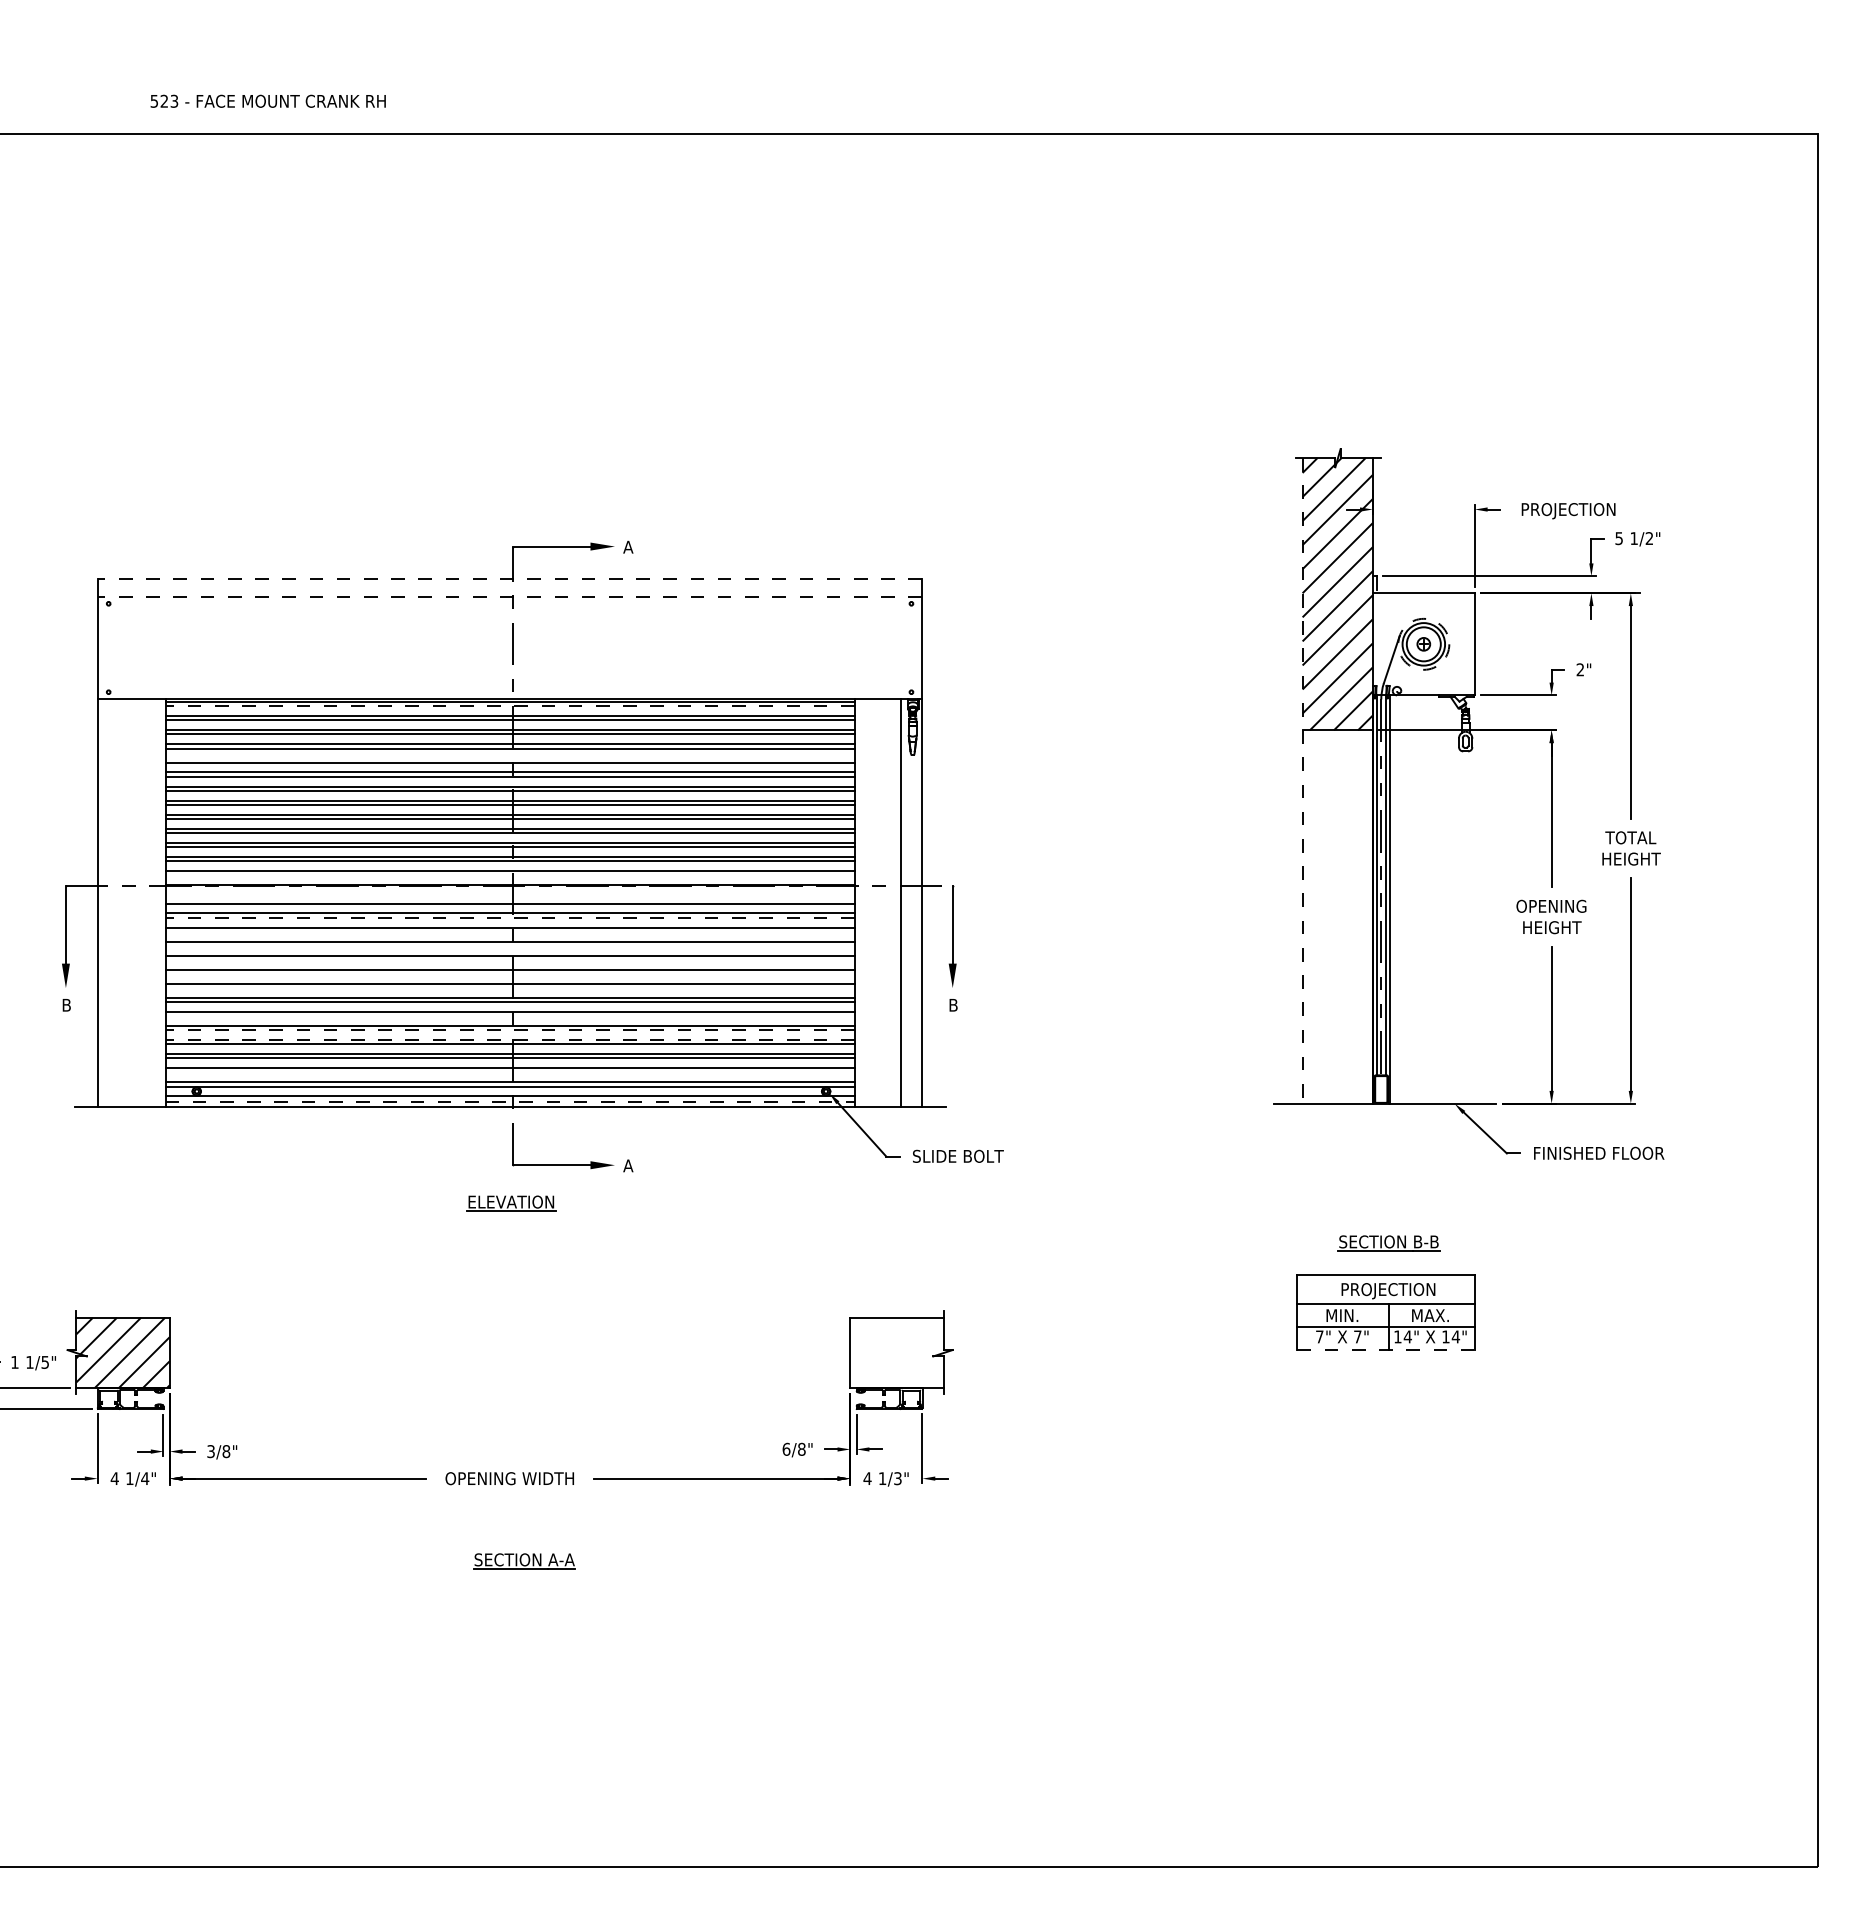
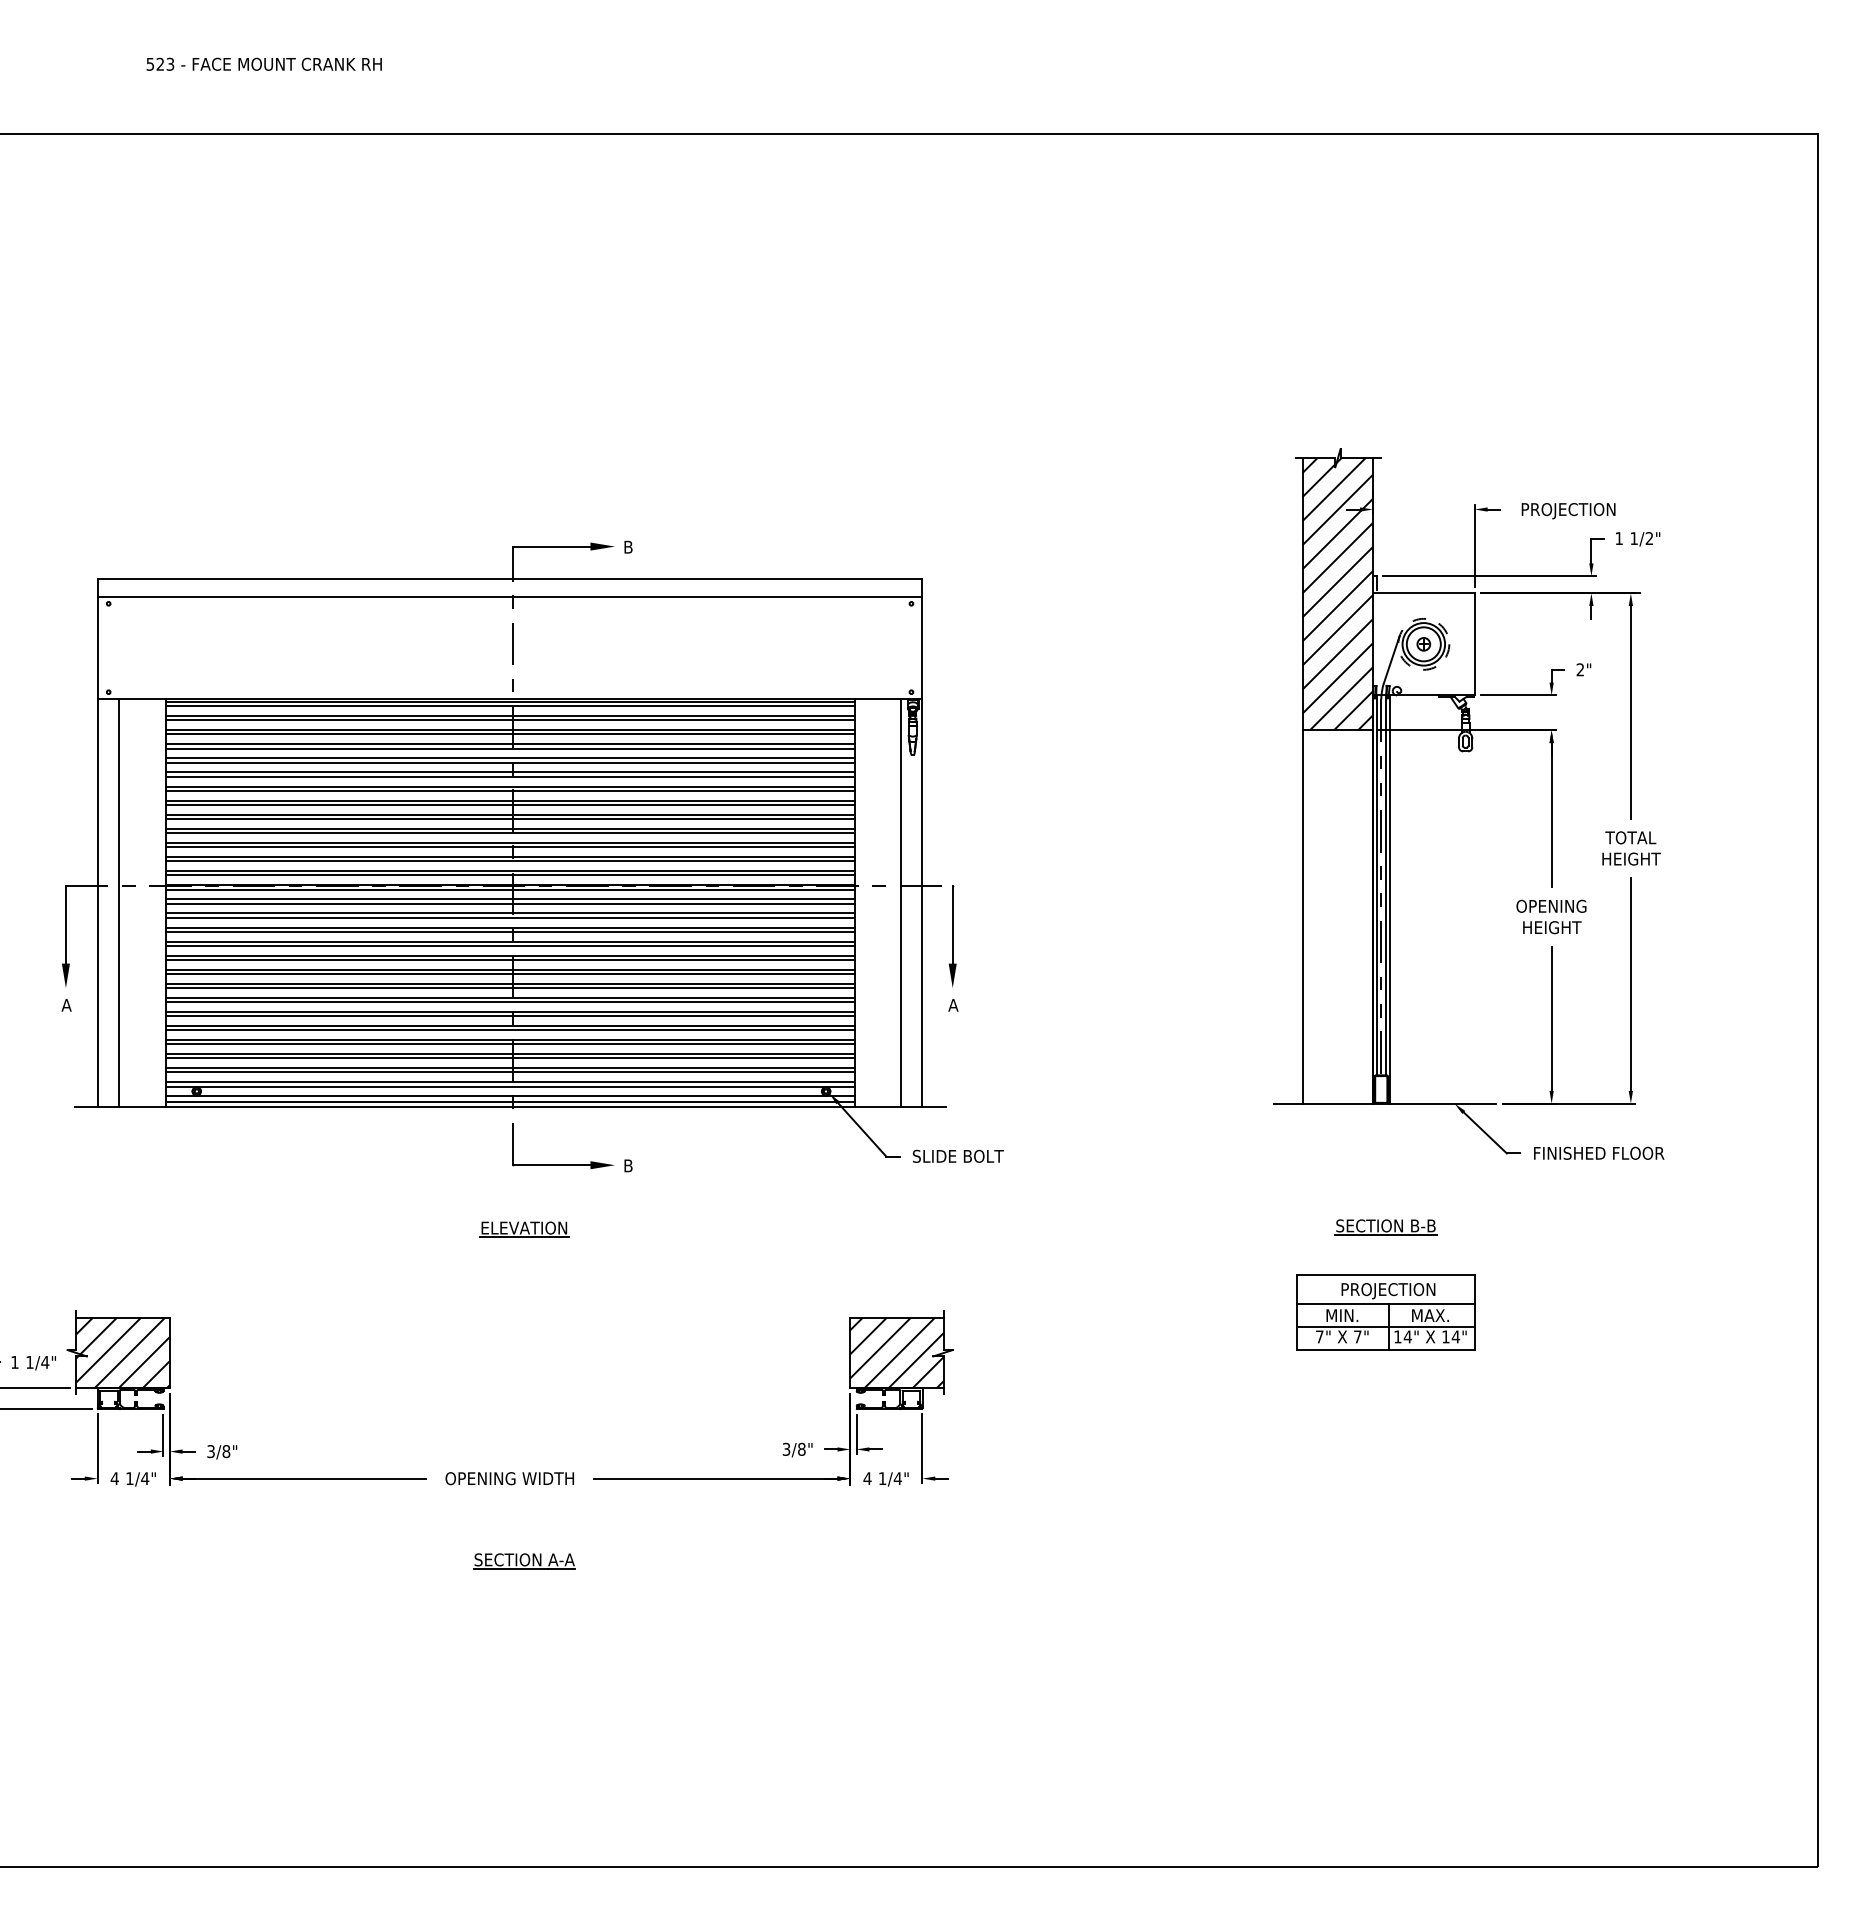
text position: (267, 100) -> (263, 63) (263, 63)
text: 5 -> 1 (1618, 538)
text: A -> B (628, 546)
line: dashed -> solid (510, 579)
line: dashed -> solid (510, 596)
line: dashed -> solid (509, 706)
line: none -> present (509, 758)
line: dashed -> solid (1302, 780)
line: none -> present (509, 875)
line: none -> present (509, 889)
line: none -> present (509, 899)
line: none -> present (119, 902)
line: dashed -> solid (509, 917)
line: none -> present (509, 931)
line: none -> present (509, 945)
line: none -> present (509, 960)
line: none -> present (509, 974)
line: none -> present (509, 988)
text: B -> A (66, 1005)
text: B -> A (953, 1005)
line: none -> present (509, 1016)
line: dashed -> solid (509, 1030)
line: dashed -> solid (509, 1039)
line: none -> present (509, 1072)
line: dashed -> solid (510, 1102)
text: A -> B (628, 1165)
part position: (511, 1203) -> (524, 1229) (524, 1229)
part position: (1388, 1243) -> (1385, 1227) (1385, 1227)
line: dashed -> solid (1386, 1350)
hatch: none -> present (900, 1352)
text: 1/5" -> 1/4" (45, 1362)
text: 6/8" -> 3/8" (786, 1448)
text: 1/3" -> 1/4" (897, 1478)
